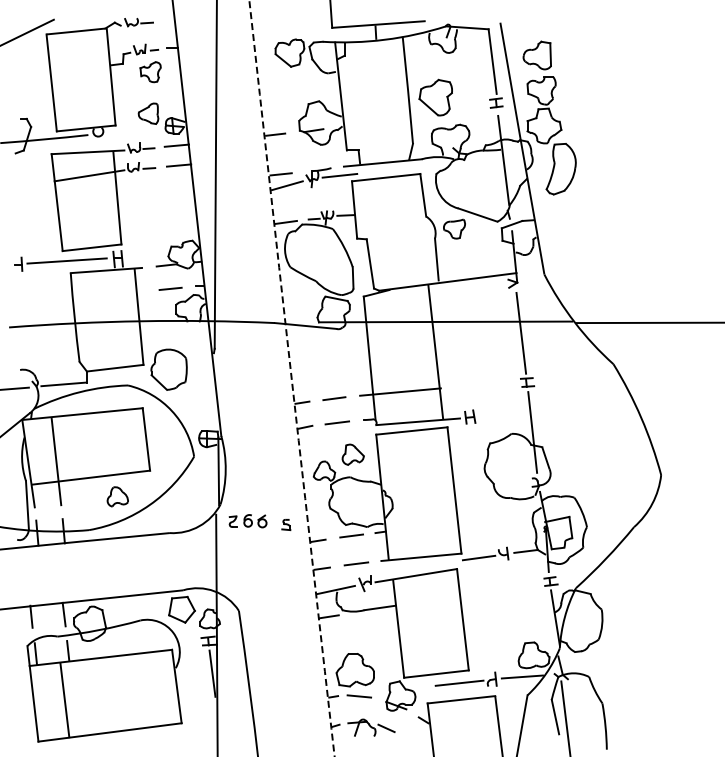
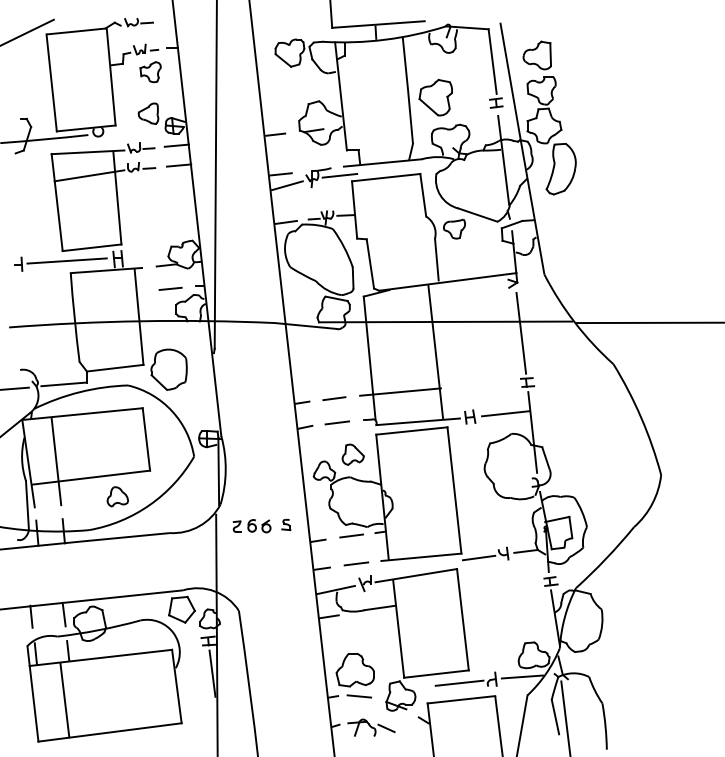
arc: dashed -> solid (291, 379)
line: none -> present (505, 413)
part position: (247, 521) -> (251, 526) (251, 526)
